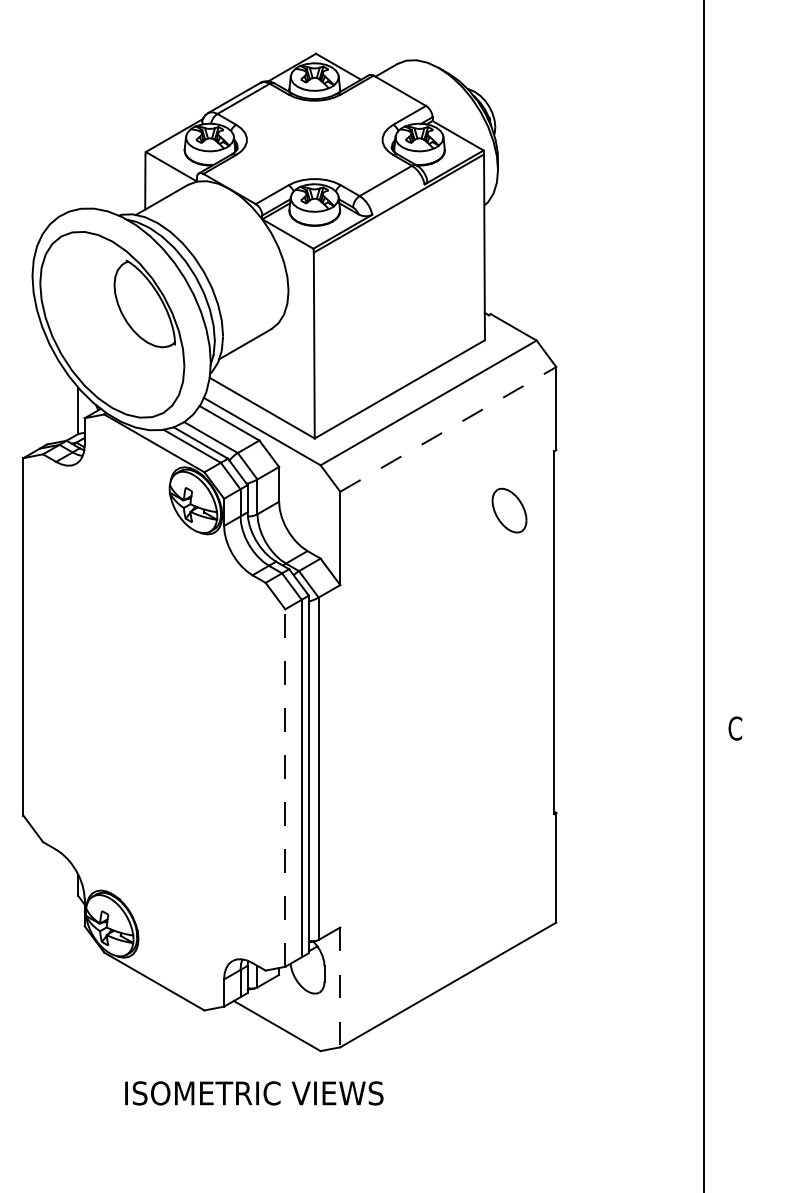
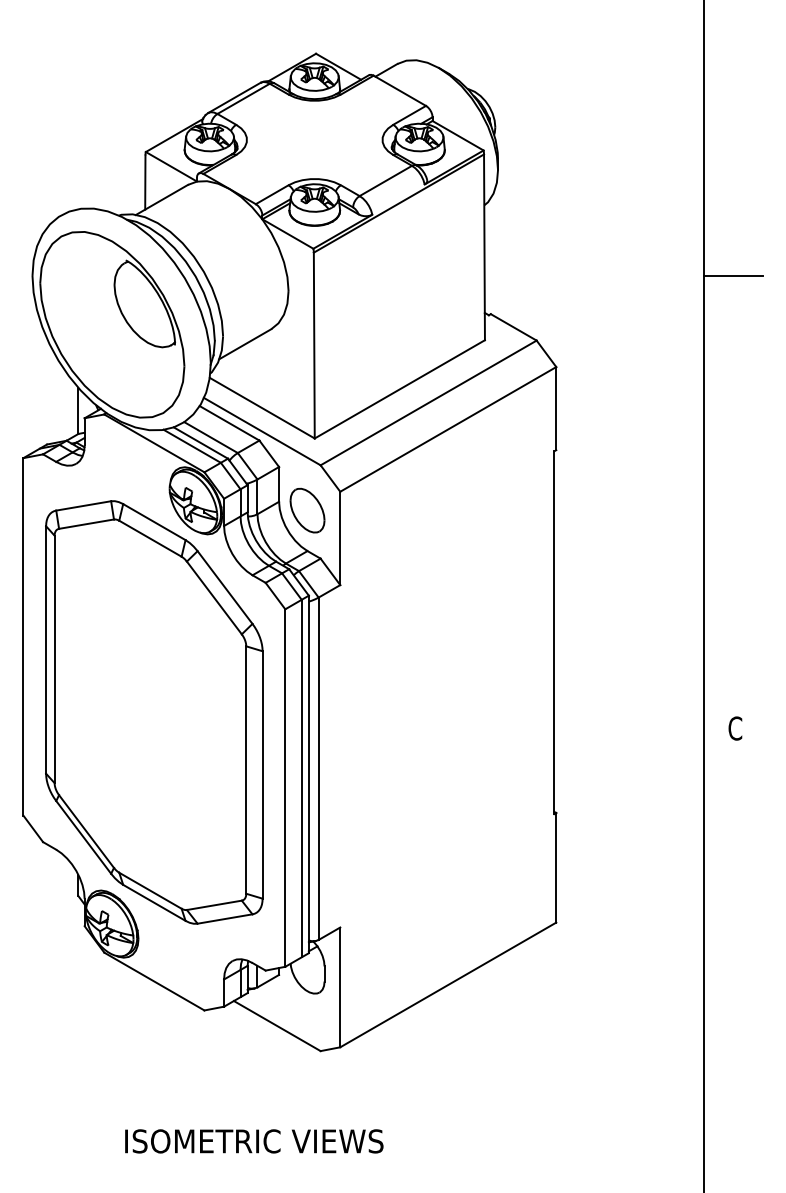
line: none -> present (732, 275)
line: dashed -> solid (448, 429)
part position: (509, 510) -> (307, 510) (307, 510)
part: none -> present (154, 712)
line: dashed -> solid (285, 788)
line: dashed -> solid (340, 987)
text position: (254, 1093) -> (254, 1141) (254, 1141)
